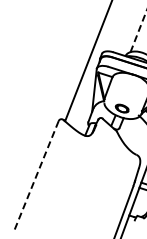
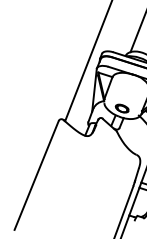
line: dashed -> solid (138, 30)
line: dashed -> solid (36, 175)
